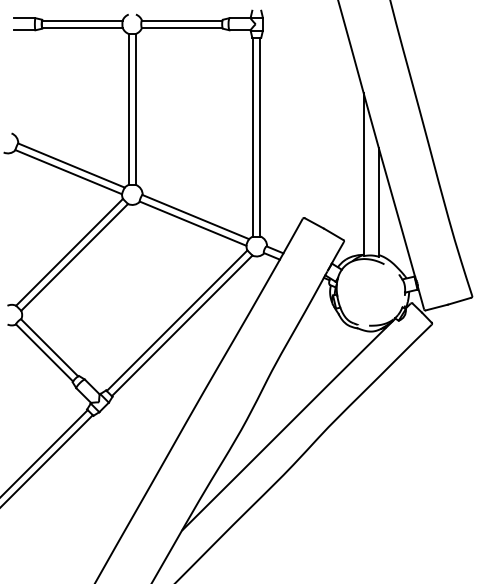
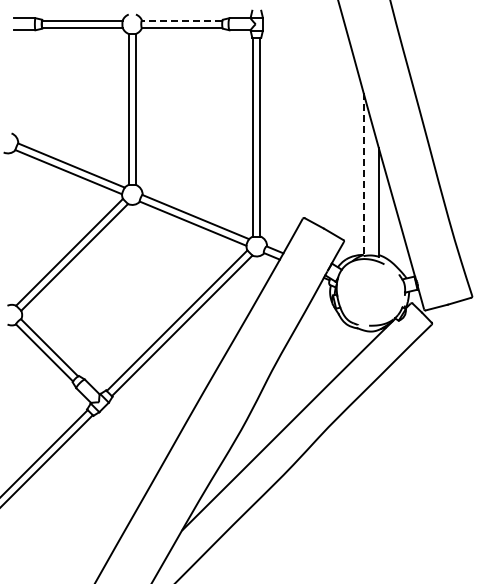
line: solid -> dashed (181, 20)
line: solid -> dashed (363, 174)
